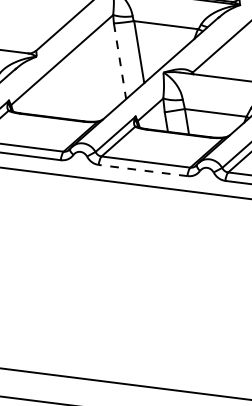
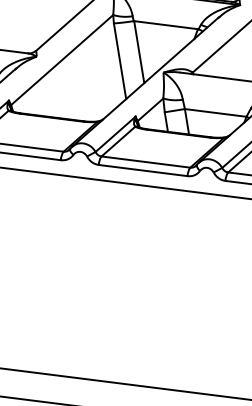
line: dashed -> solid (120, 61)
line: dashed -> solid (143, 170)
